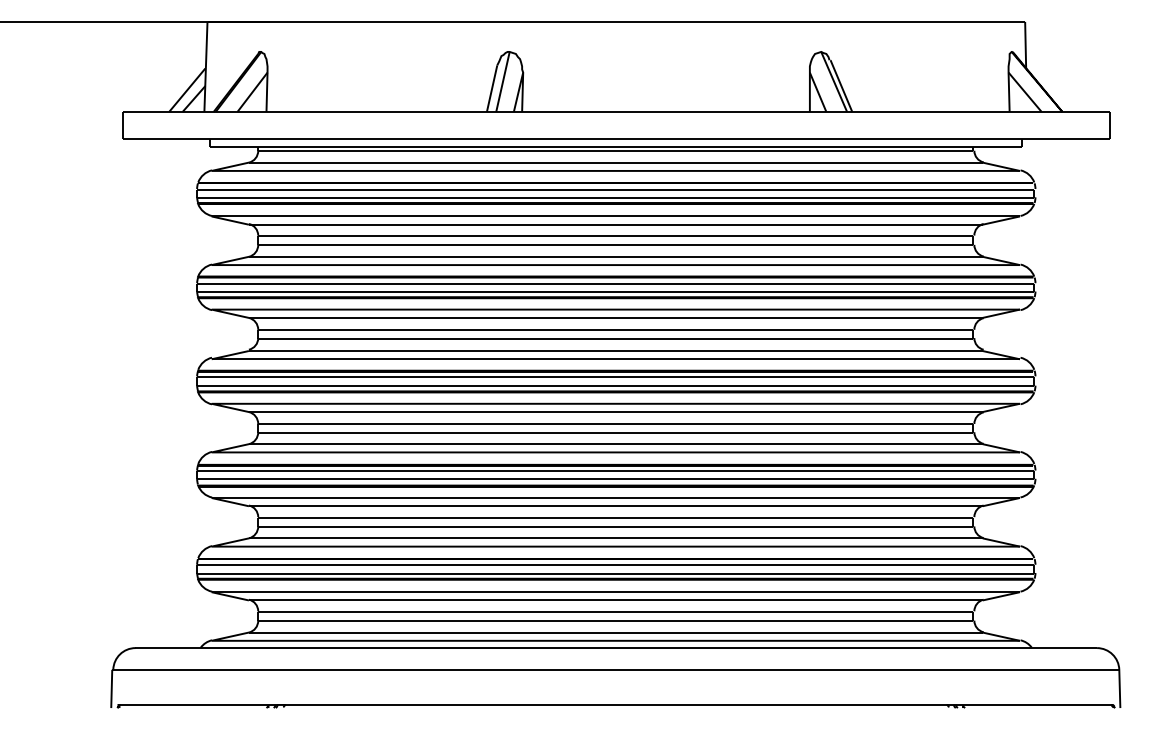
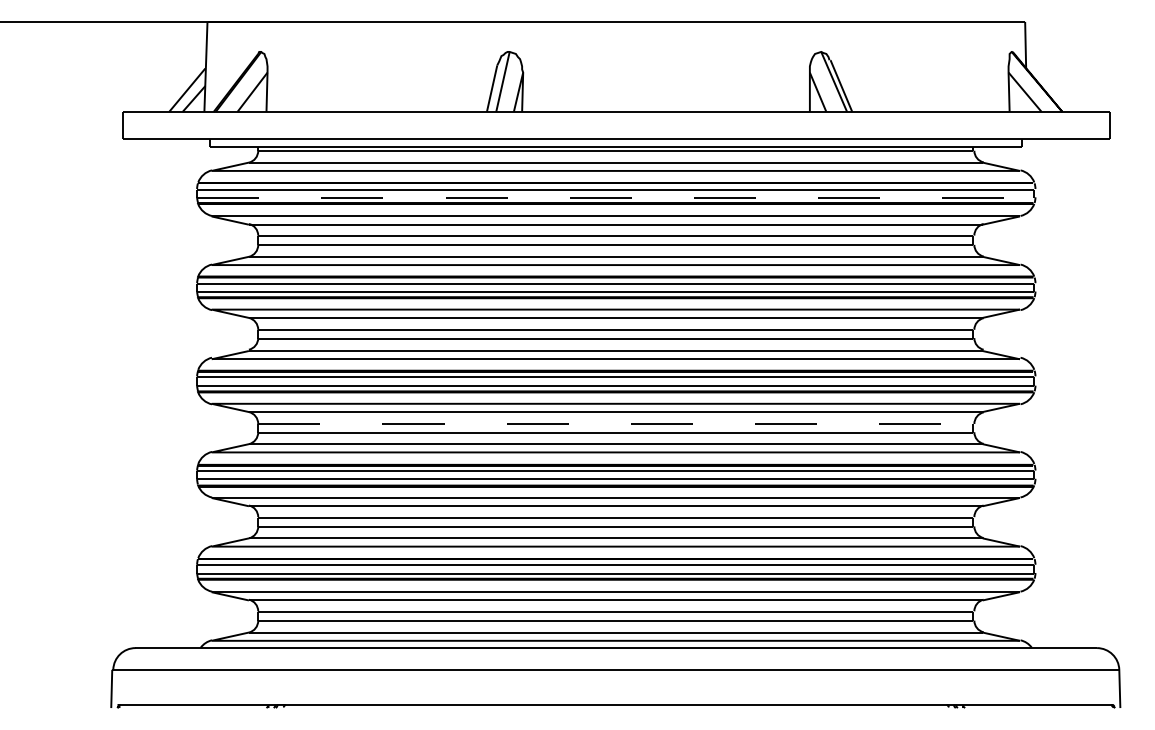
line: solid -> dashed (615, 197)
line: solid -> dashed (615, 424)
